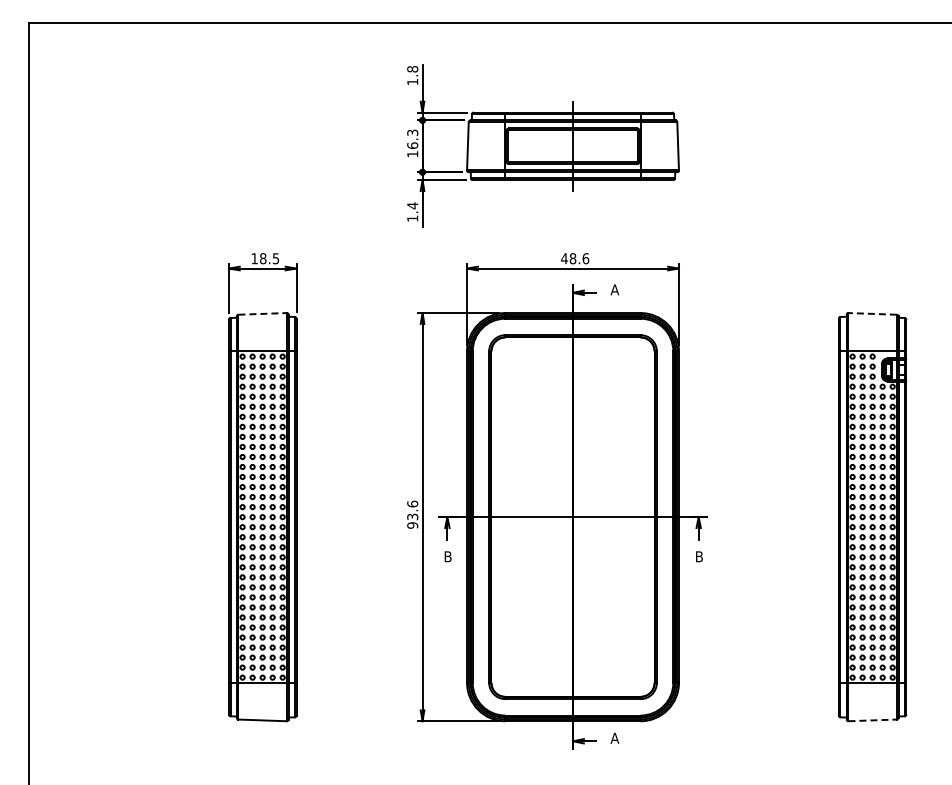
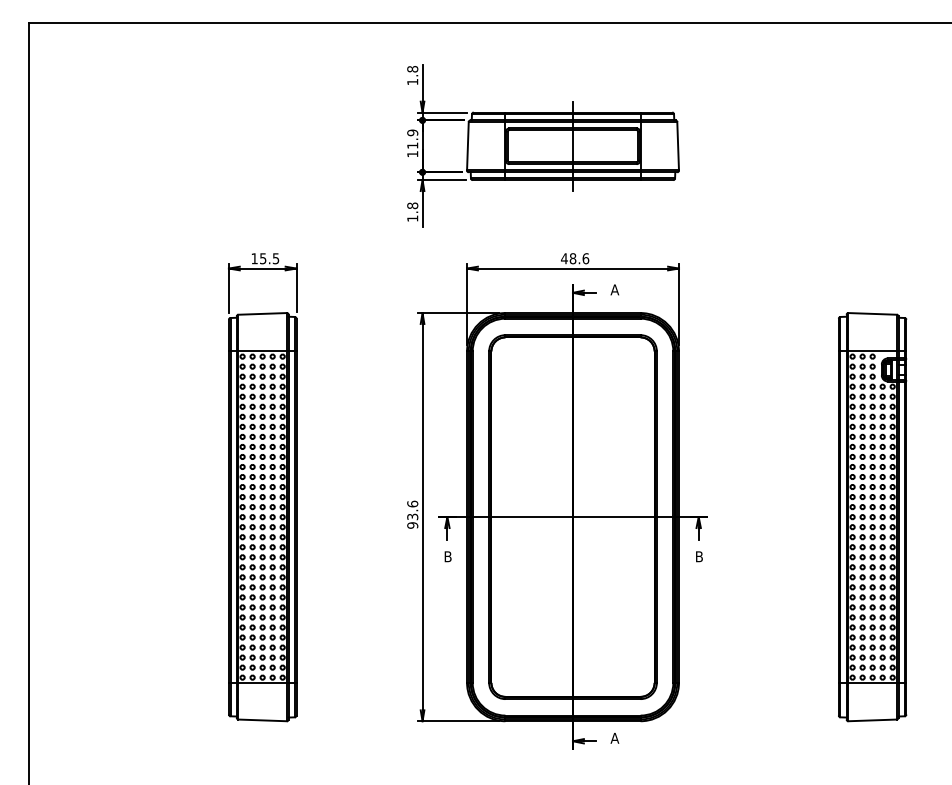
text: 16.3 -> 11.9 (412, 138)
text: 1.4 -> 1.8 (412, 205)
text: 18.5 -> 15.5 (263, 258)
line: dashed -> solid (263, 313)
line: dashed -> solid (872, 313)
line: dashed -> solid (873, 720)
